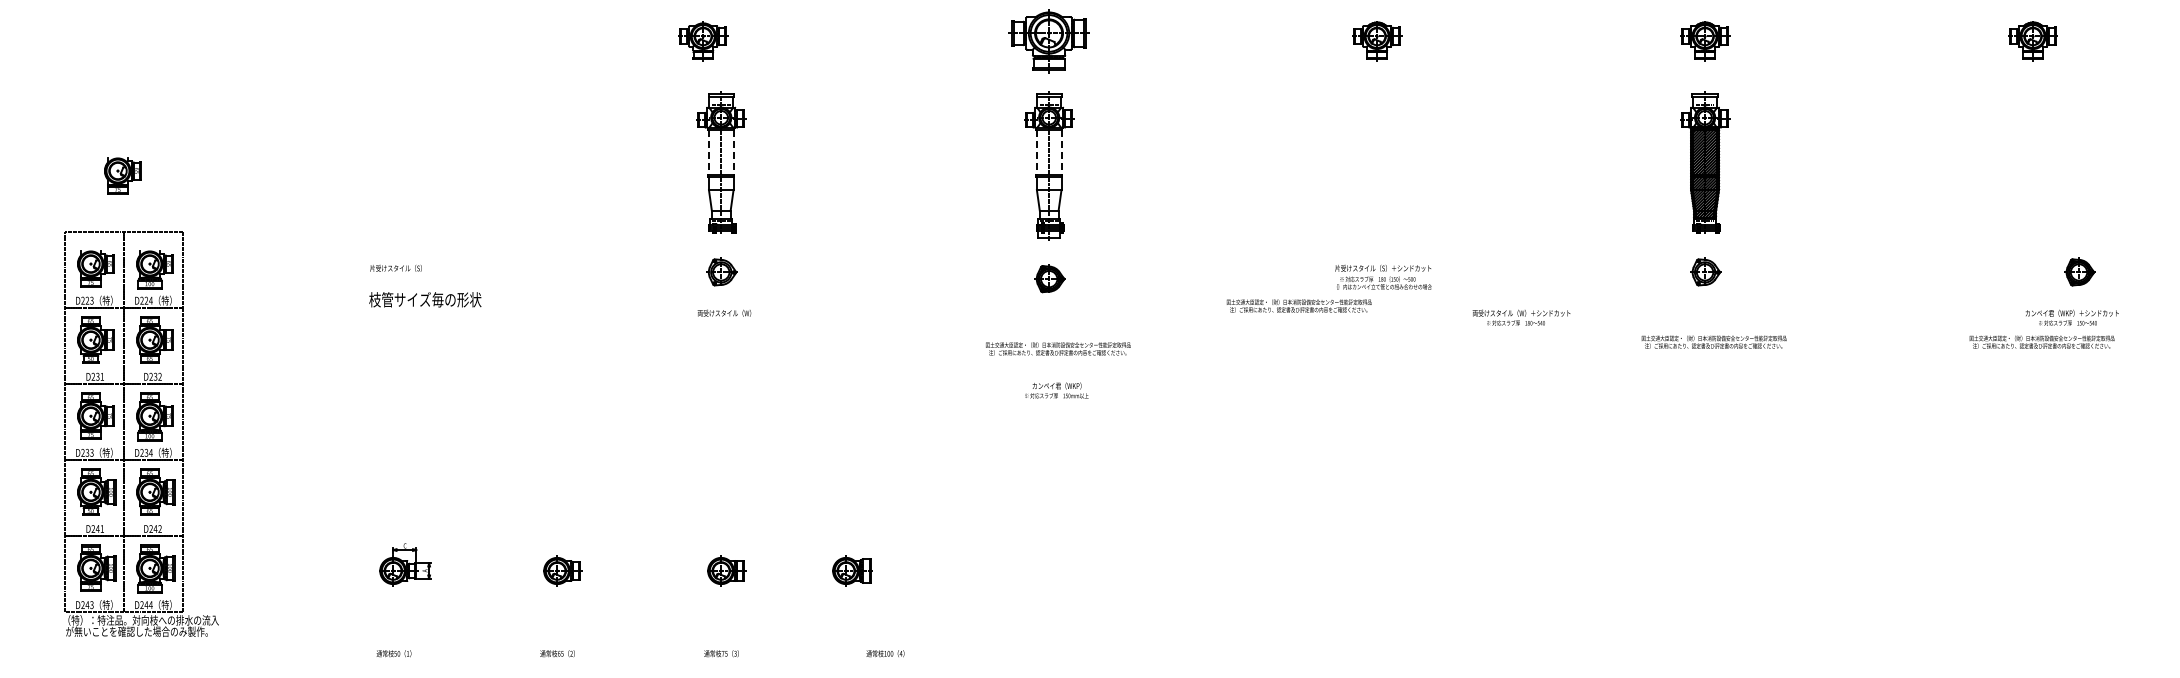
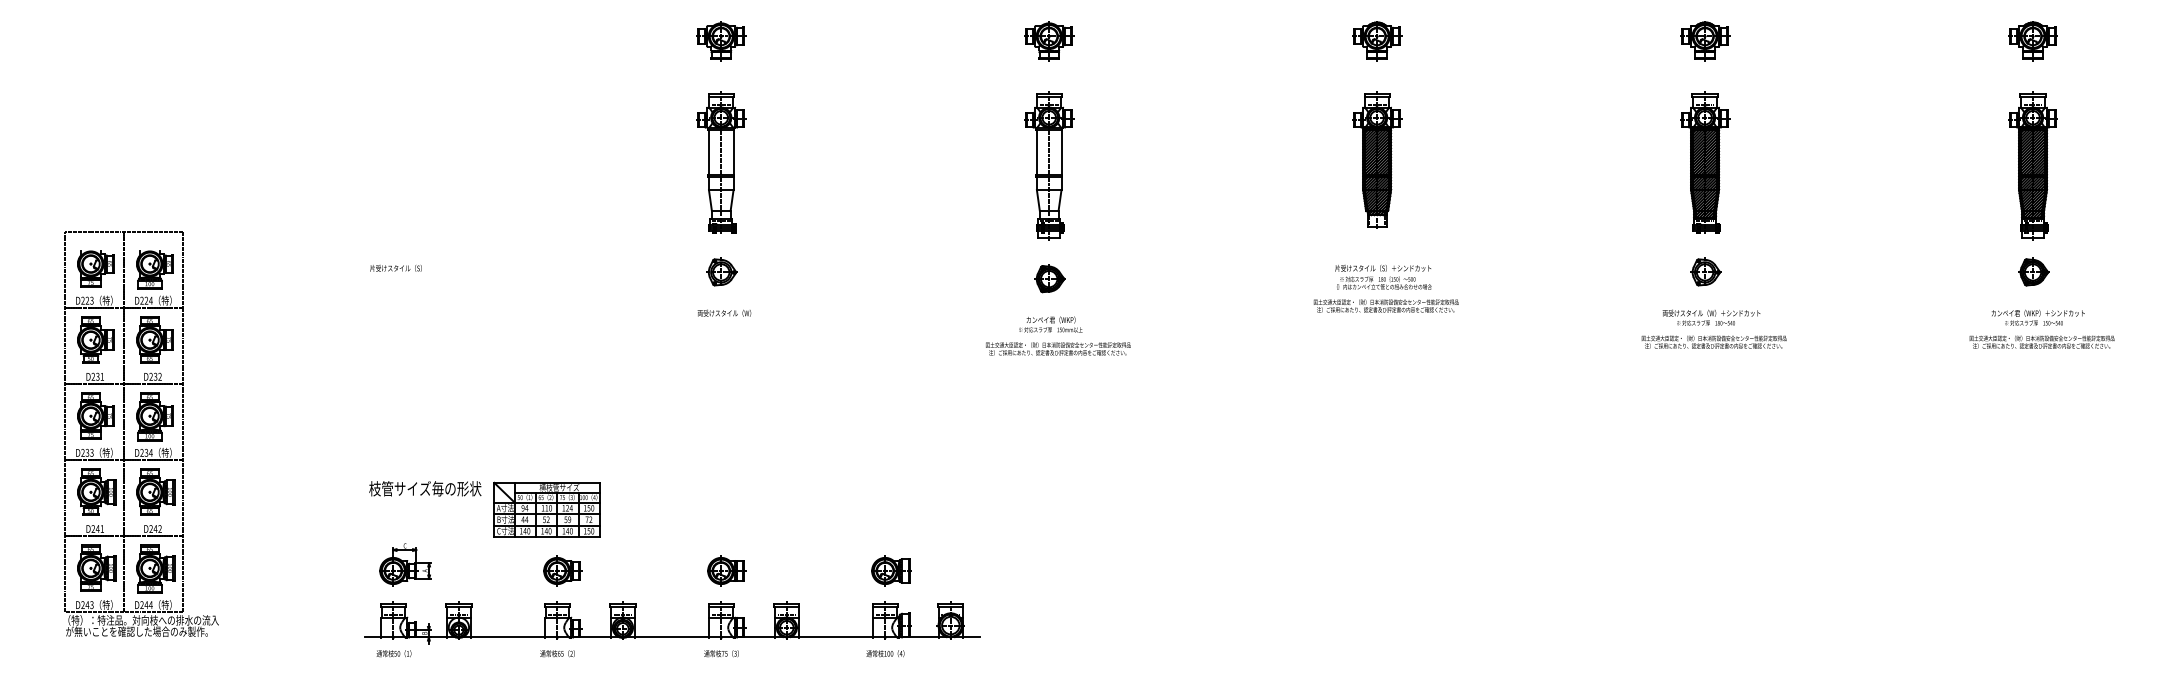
part position: (703, 41) -> (721, 41) (721, 41)
part size: 82x65 px -> 51x41 px (1049, 41)
line: dashed -> solid (708, 152)
line: dashed -> solid (733, 152)
line: dashed -> solid (1036, 152)
line: dashed -> solid (1061, 152)
part: none -> present (1377, 159)
part: none -> present (2032, 165)
part: present -> none (122, 175)
part position: (2079, 271) -> (2033, 271) (2033, 271)
text position: (425, 299) -> (425, 488) (425, 488)
text position: (1298, 305) -> (1385, 305) (1385, 305)
text position: (1521, 317) -> (1711, 317) (1711, 317)
text position: (2071, 317) -> (2037, 317) (2037, 317)
text position: (1056, 390) -> (1050, 324) (1050, 324)
part: none -> present (546, 509)
part position: (852, 570) -> (891, 570) (891, 570)
part: none -> present (672, 636)
